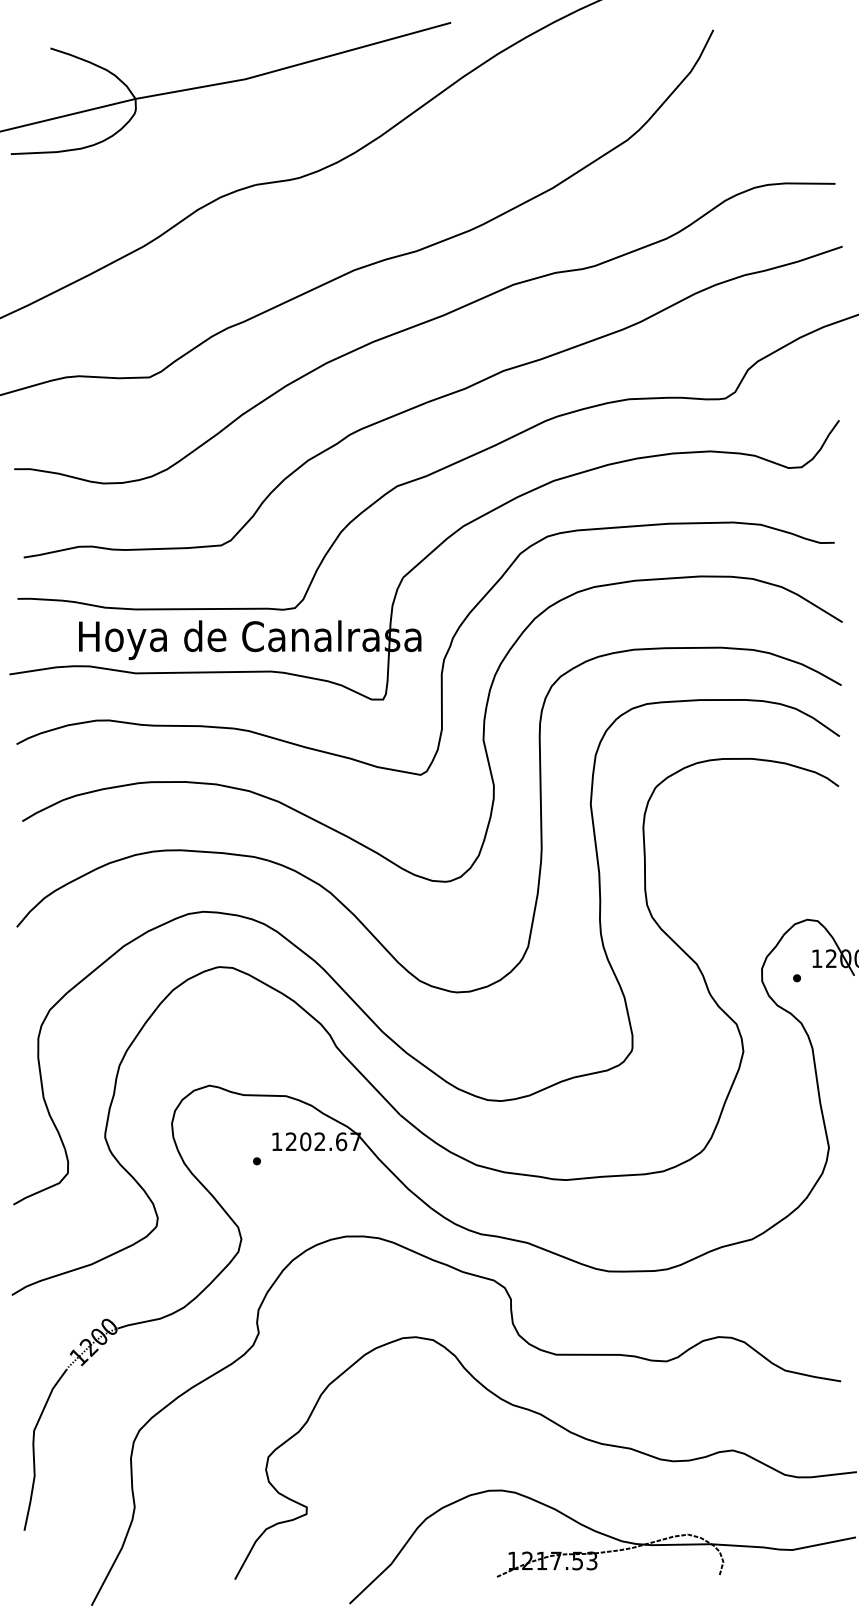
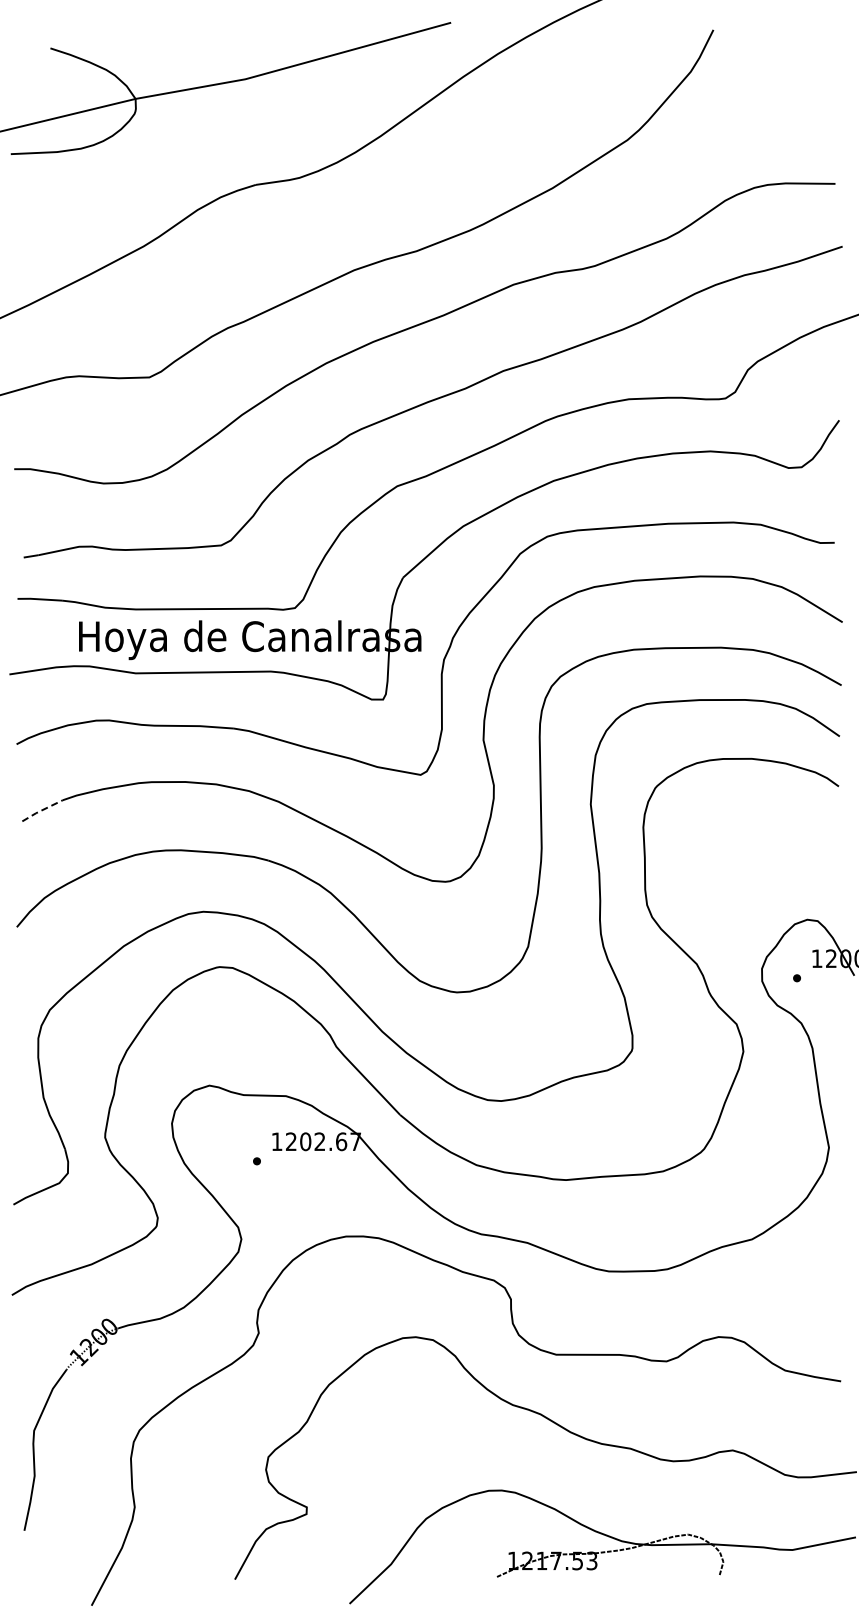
line: solid -> dashed (42, 810)
